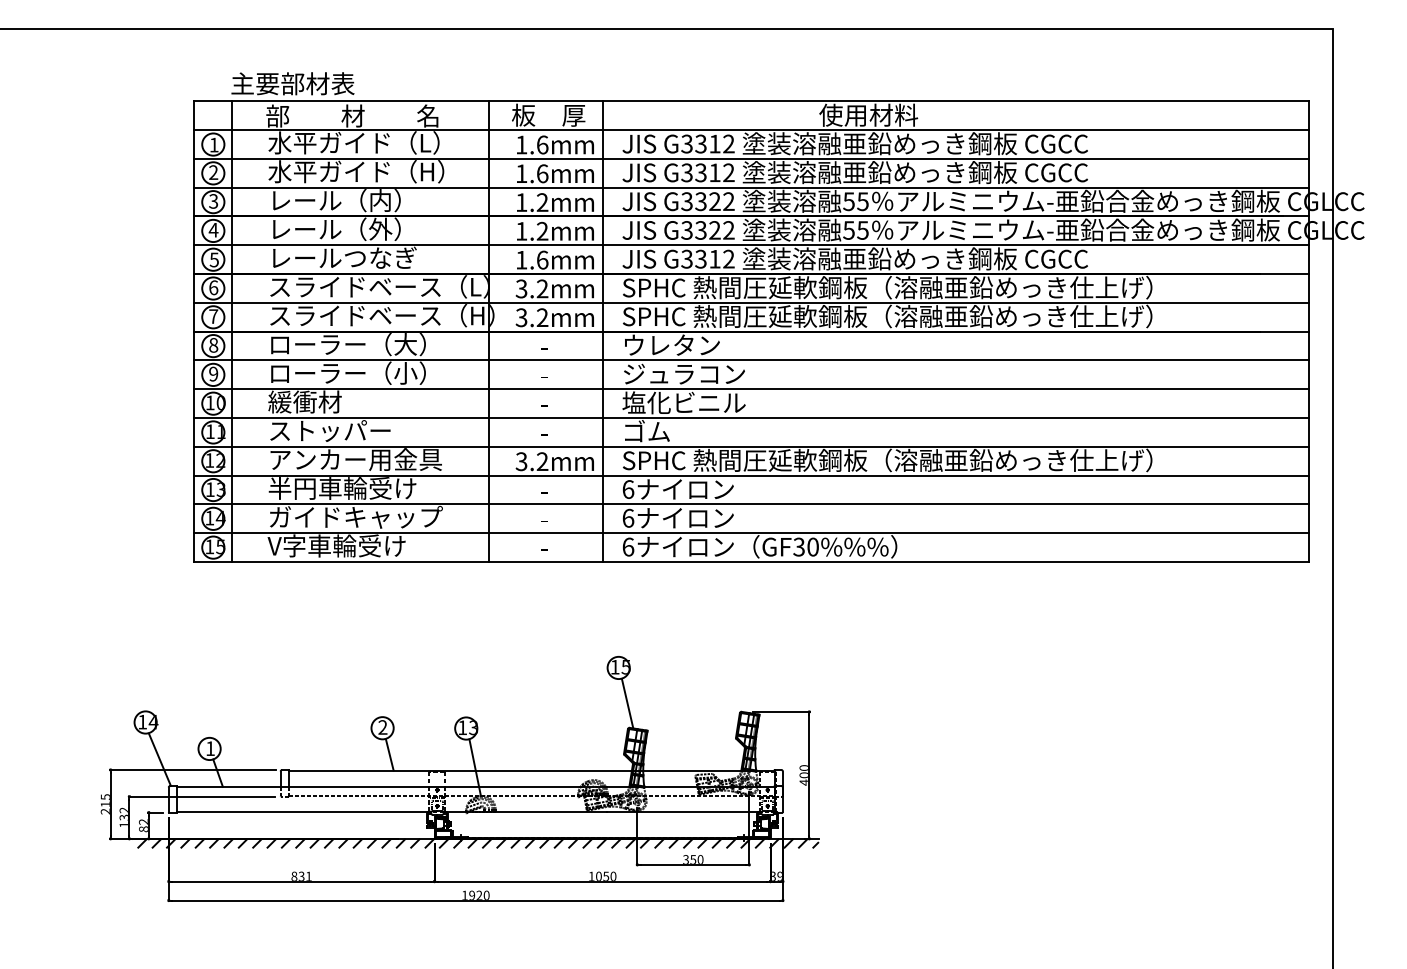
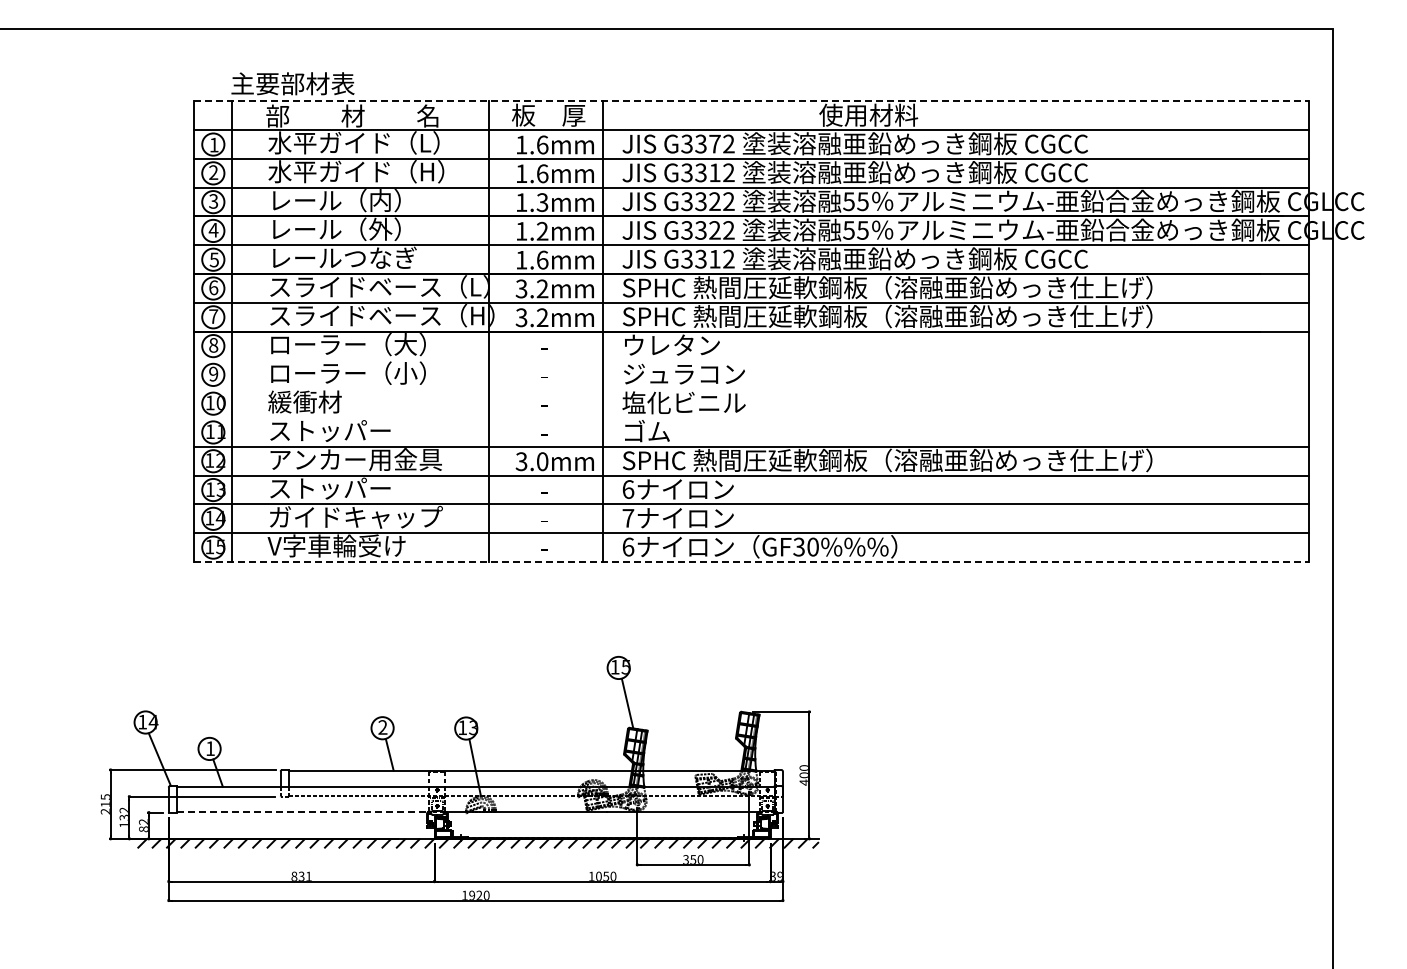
line: solid -> dashed (751, 101)
text: G3312 -> G3372 (714, 143)
text: 1.2mm -> 1.3mm (542, 202)
line: present -> none (751, 360)
line: present -> none (751, 389)
line: present -> none (751, 417)
text: 3.2mm -> 3.0mm (542, 461)
text: 半円車輪受け -> ストッパー (342, 488)
text: 6 -> 7 (628, 517)
line: solid -> dashed (751, 561)
line: solid -> dashed (302, 812)
